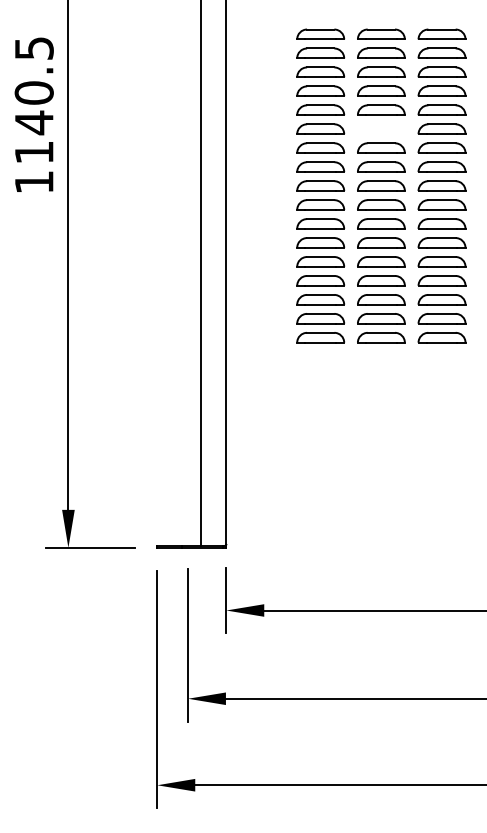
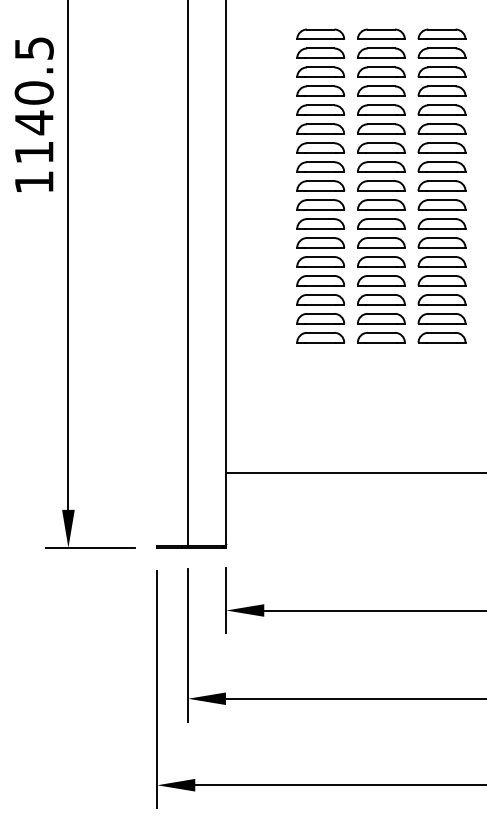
part: none -> present (381, 128)
line position: (201, 273) -> (188, 273) (188, 273)
line: none -> present (354, 473)
